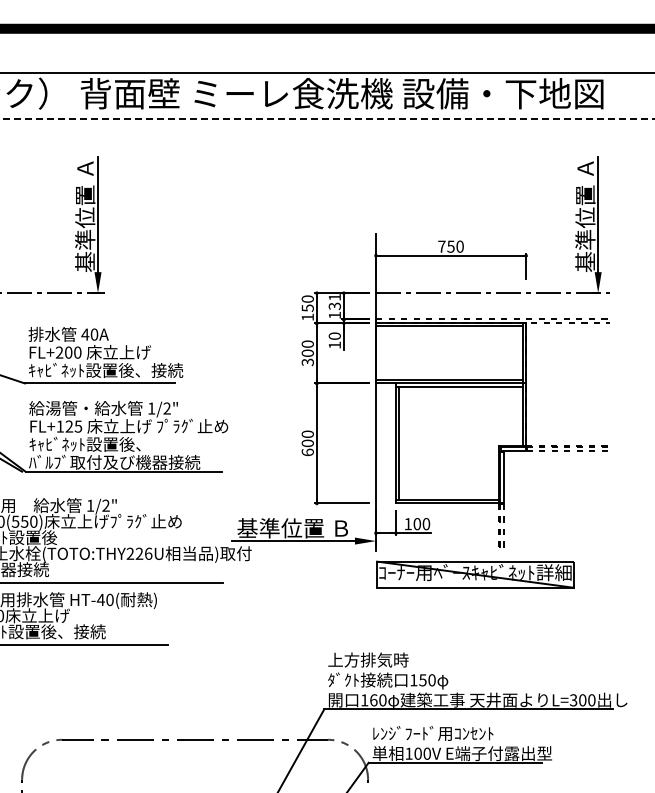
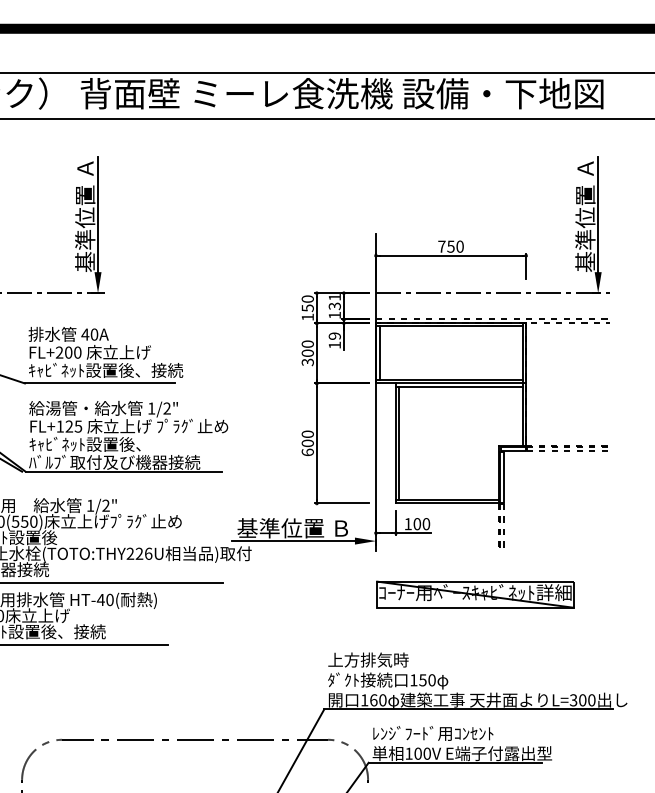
line: dashed -> solid (327, 118)
text: 10 -> 19 (334, 335)
line: none -> present (379, 353)
part position: (475, 574) -> (475, 594) (475, 594)
